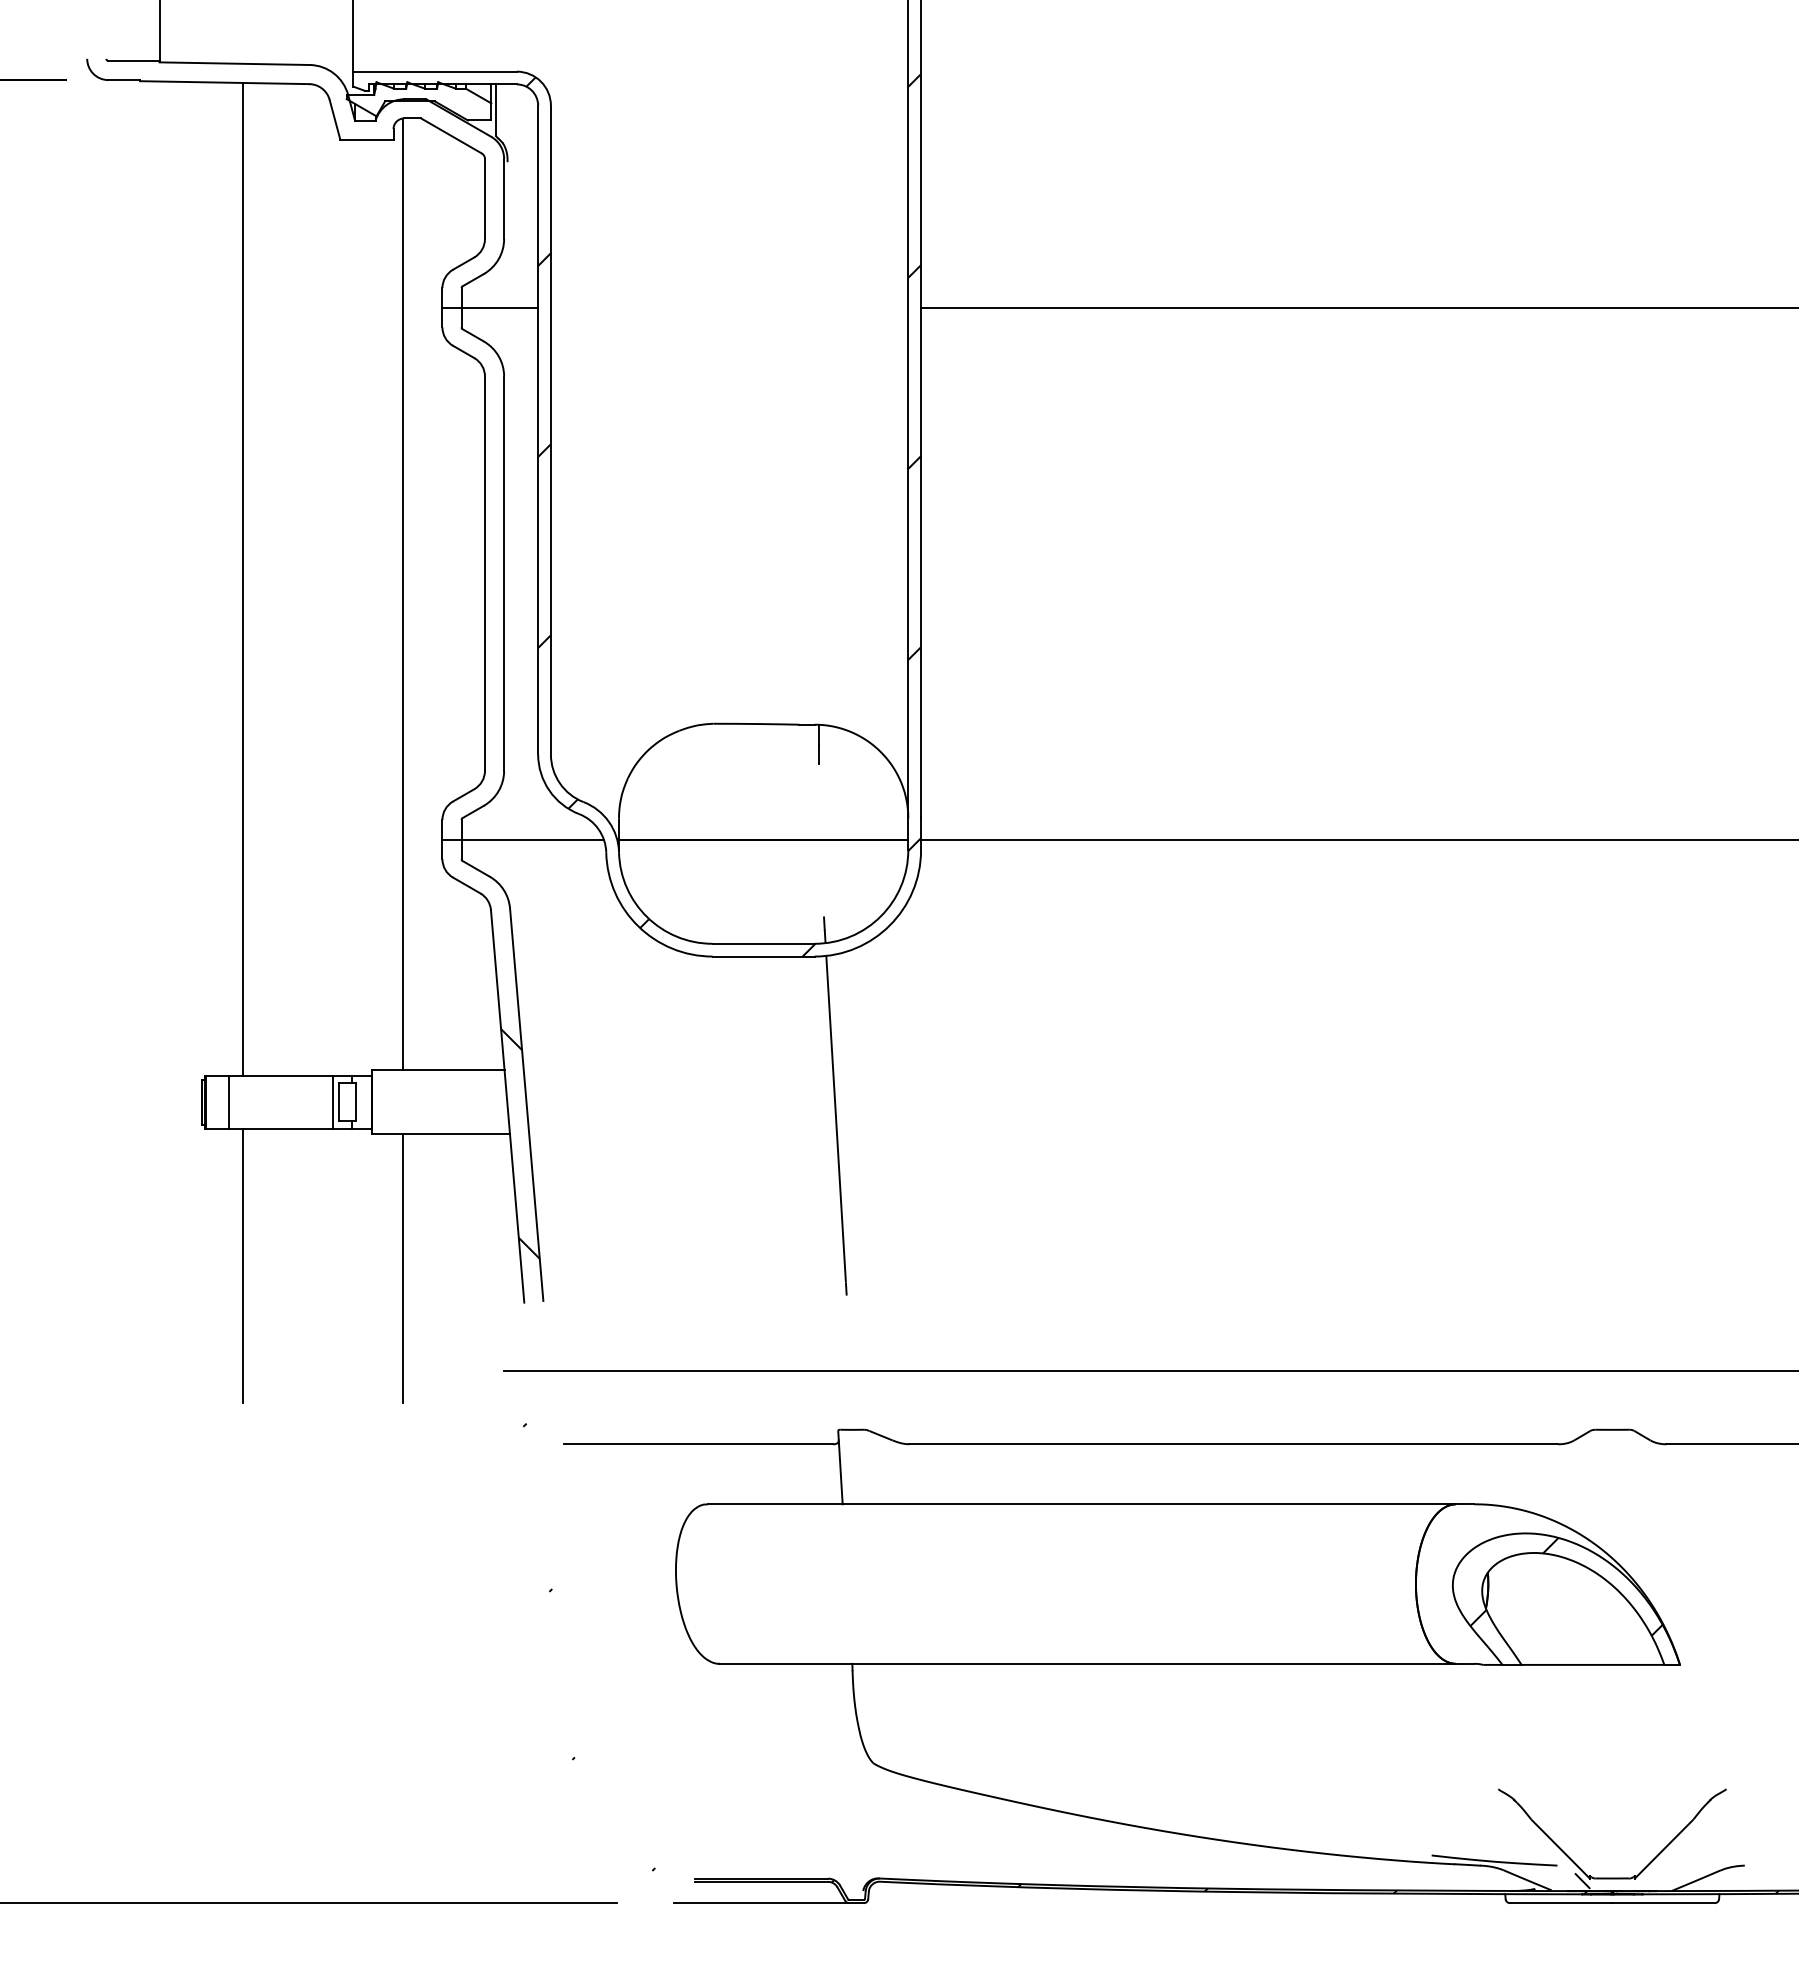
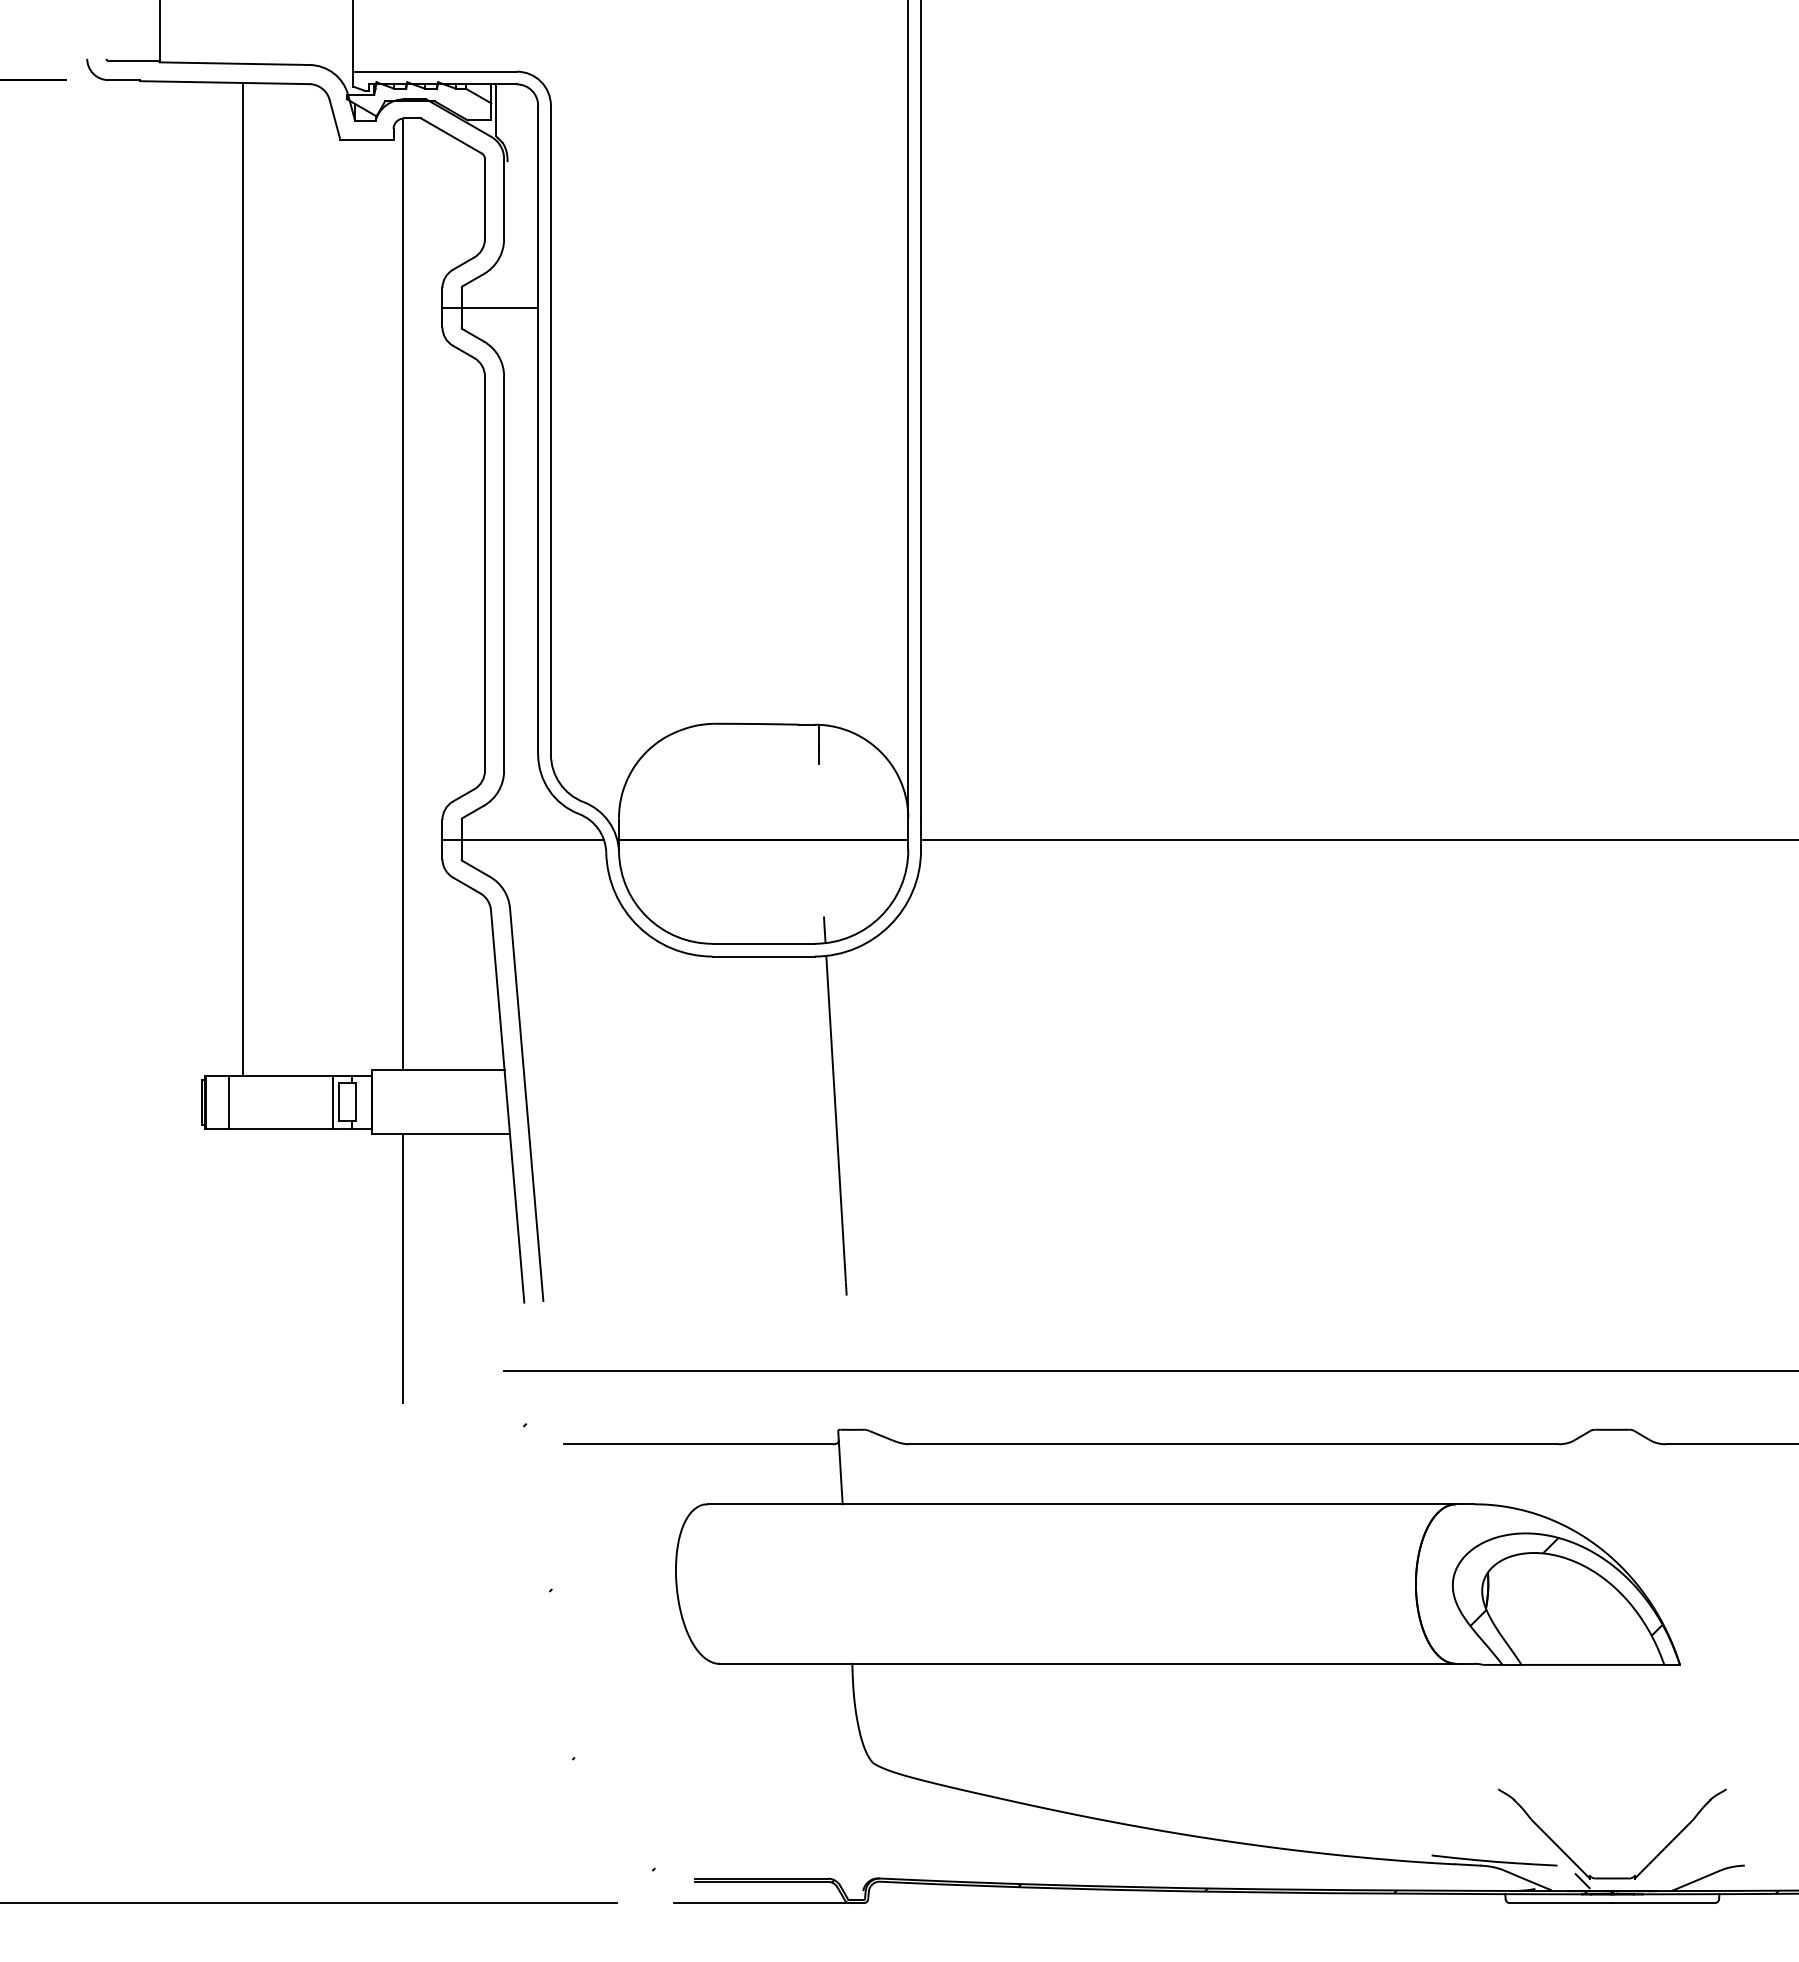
line: present -> none (1358, 307)
hatch: present -> none (723, 515)
hatch: present -> none (520, 1143)
line: present -> none (243, 1265)
